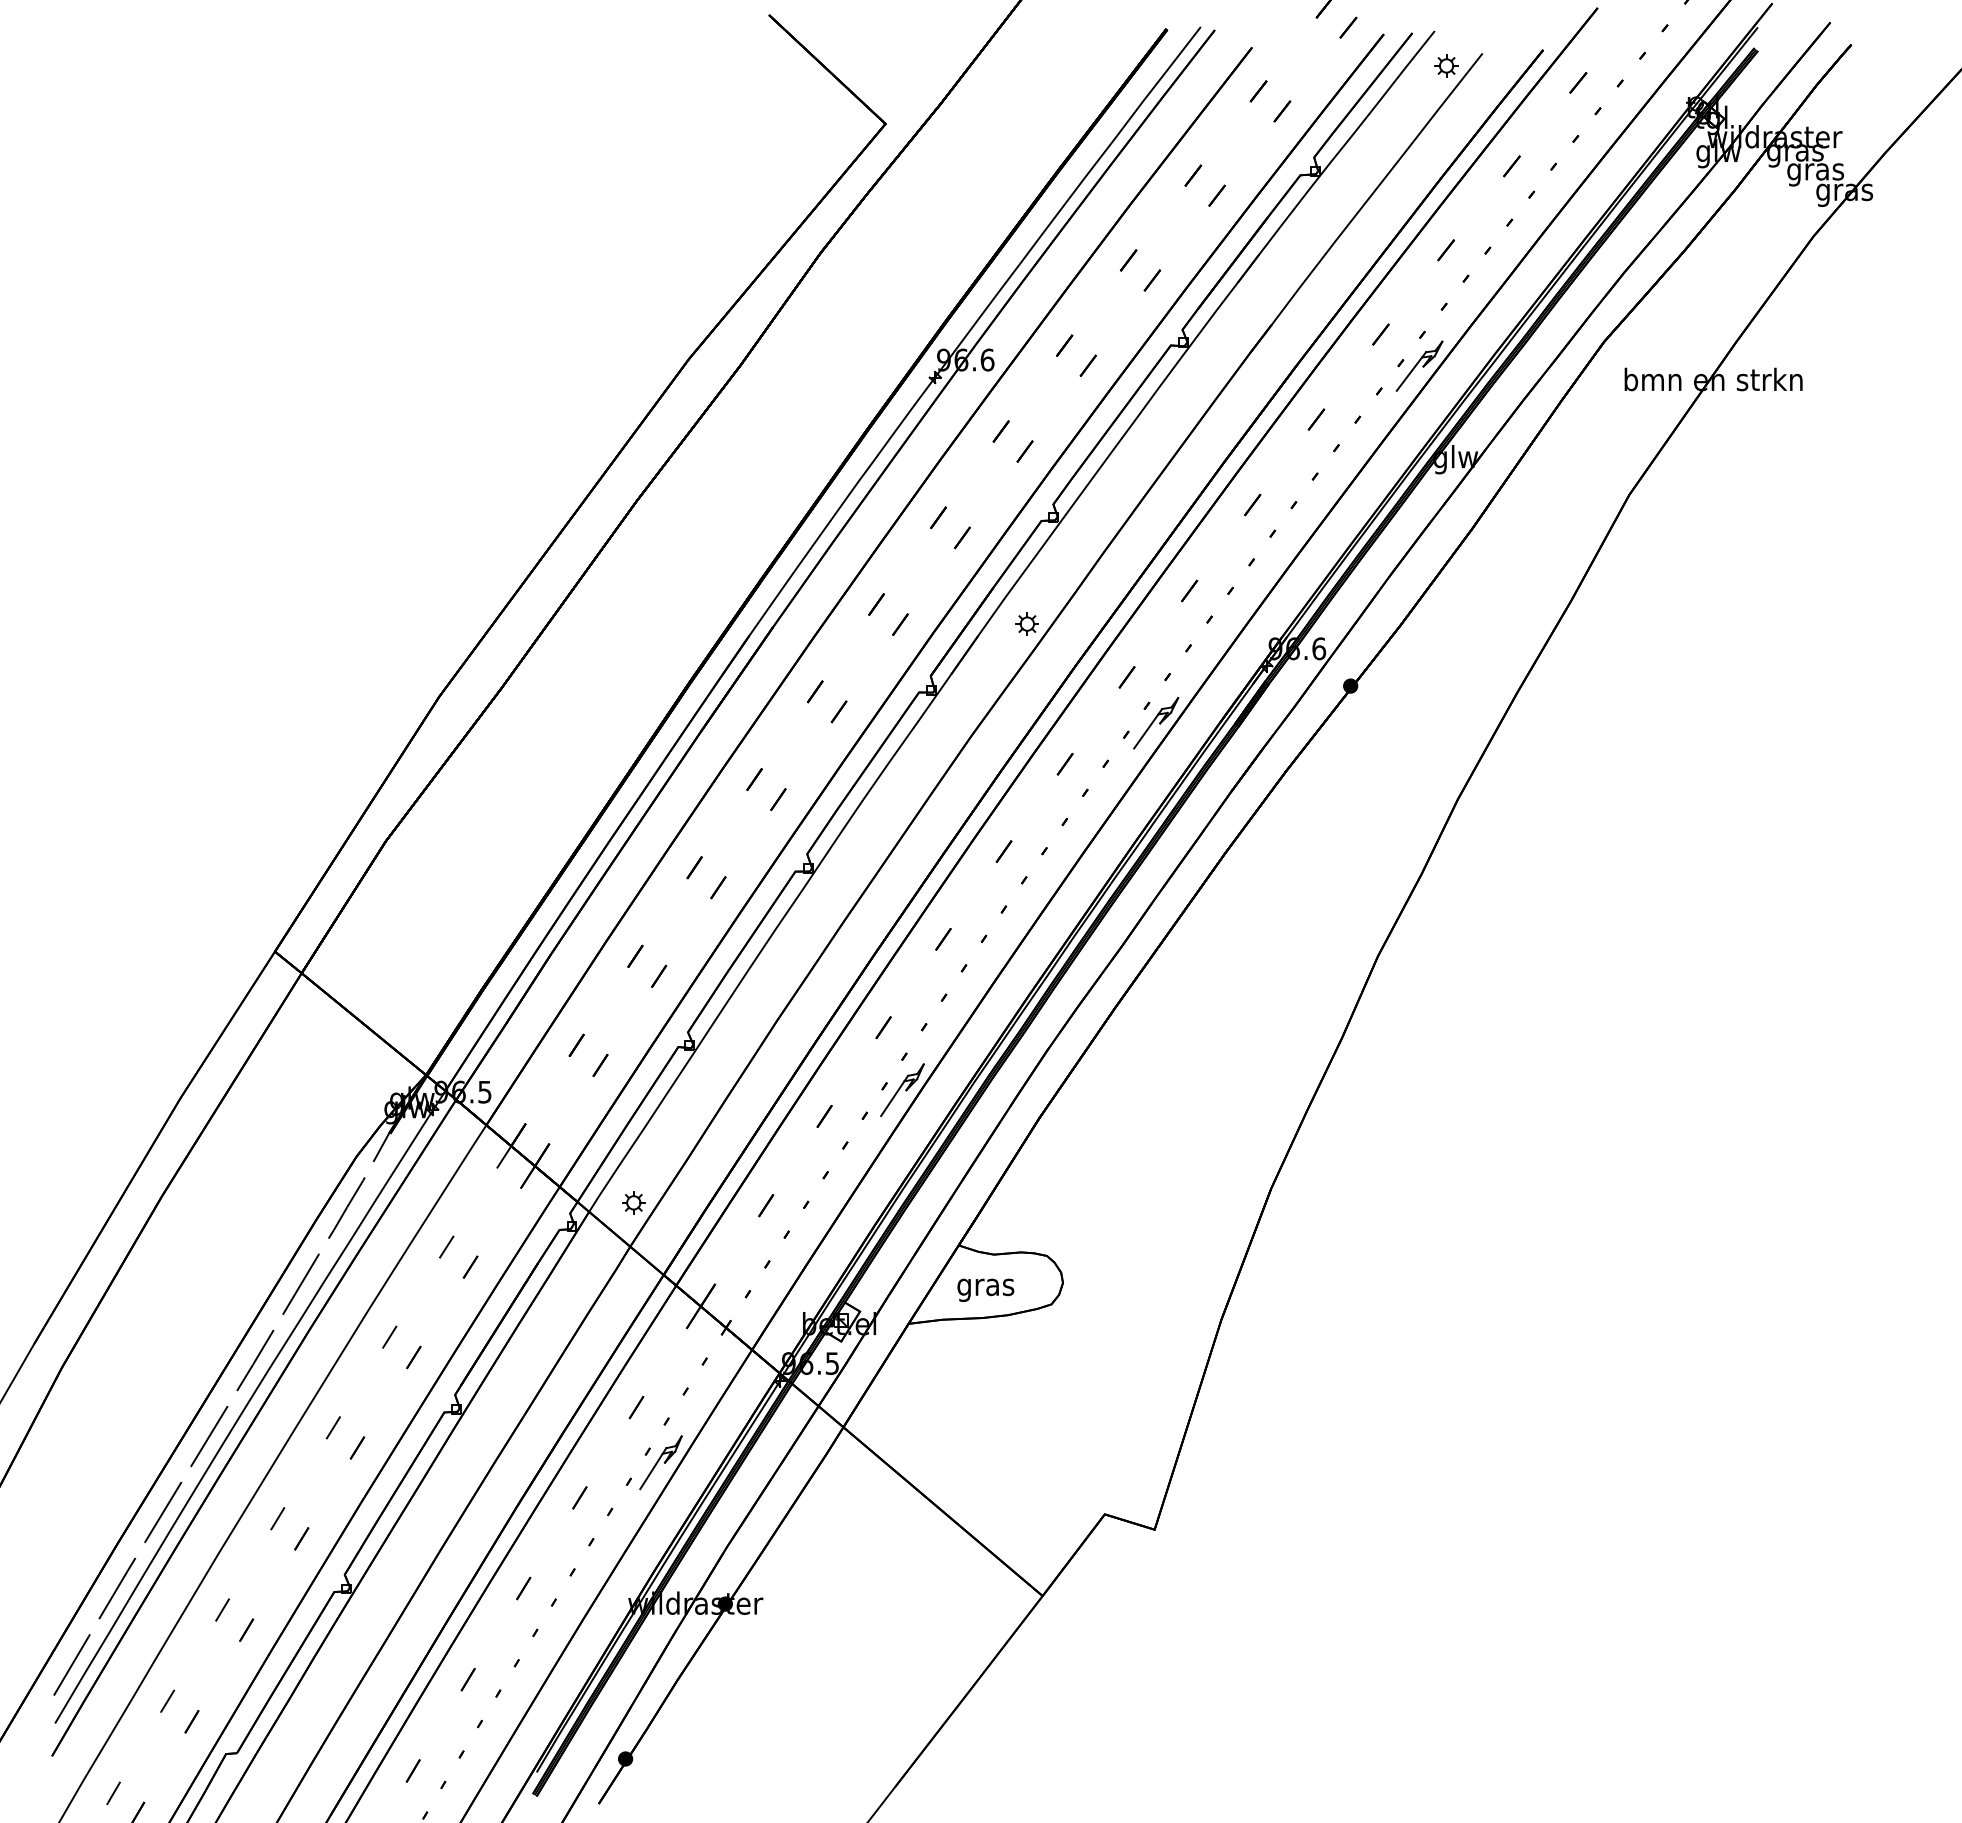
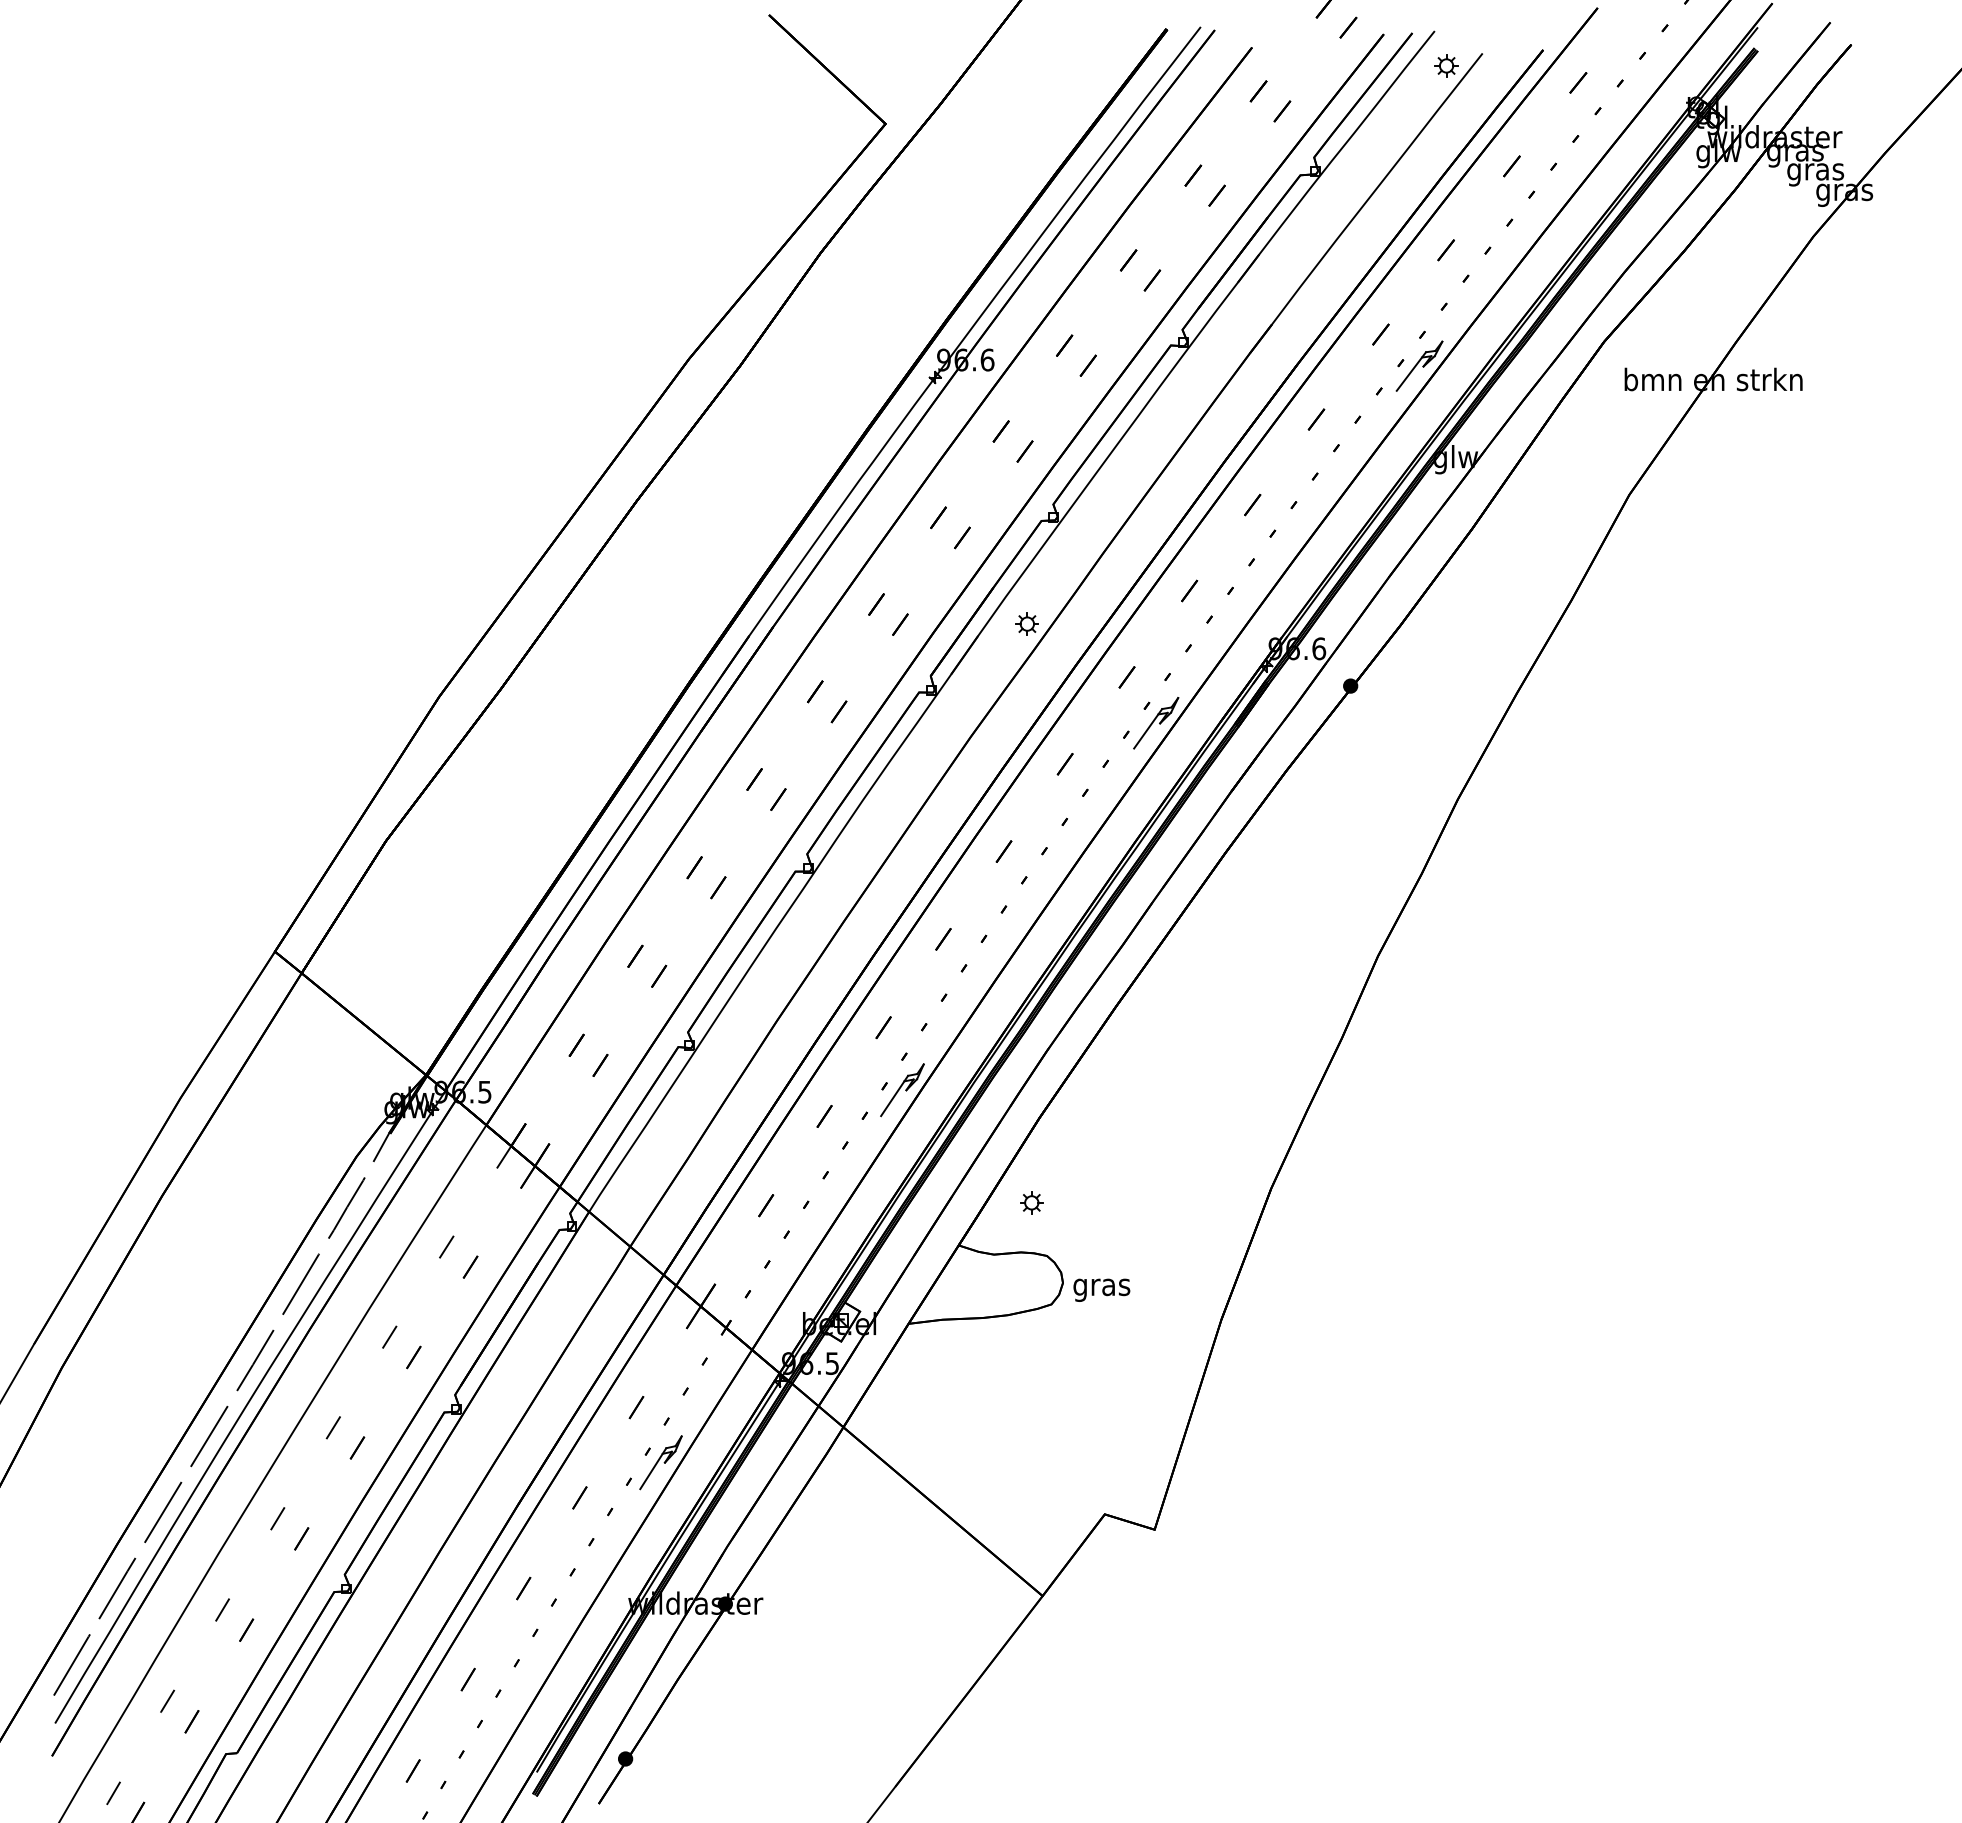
part position: (633, 1202) -> (1031, 1202) (1031, 1202)
text position: (985, 1289) -> (1101, 1289) (1101, 1289)
